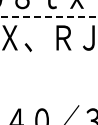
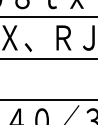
line: dashed -> solid (49, 17)
line: none -> present (48, 58)
line: none -> present (48, 100)
